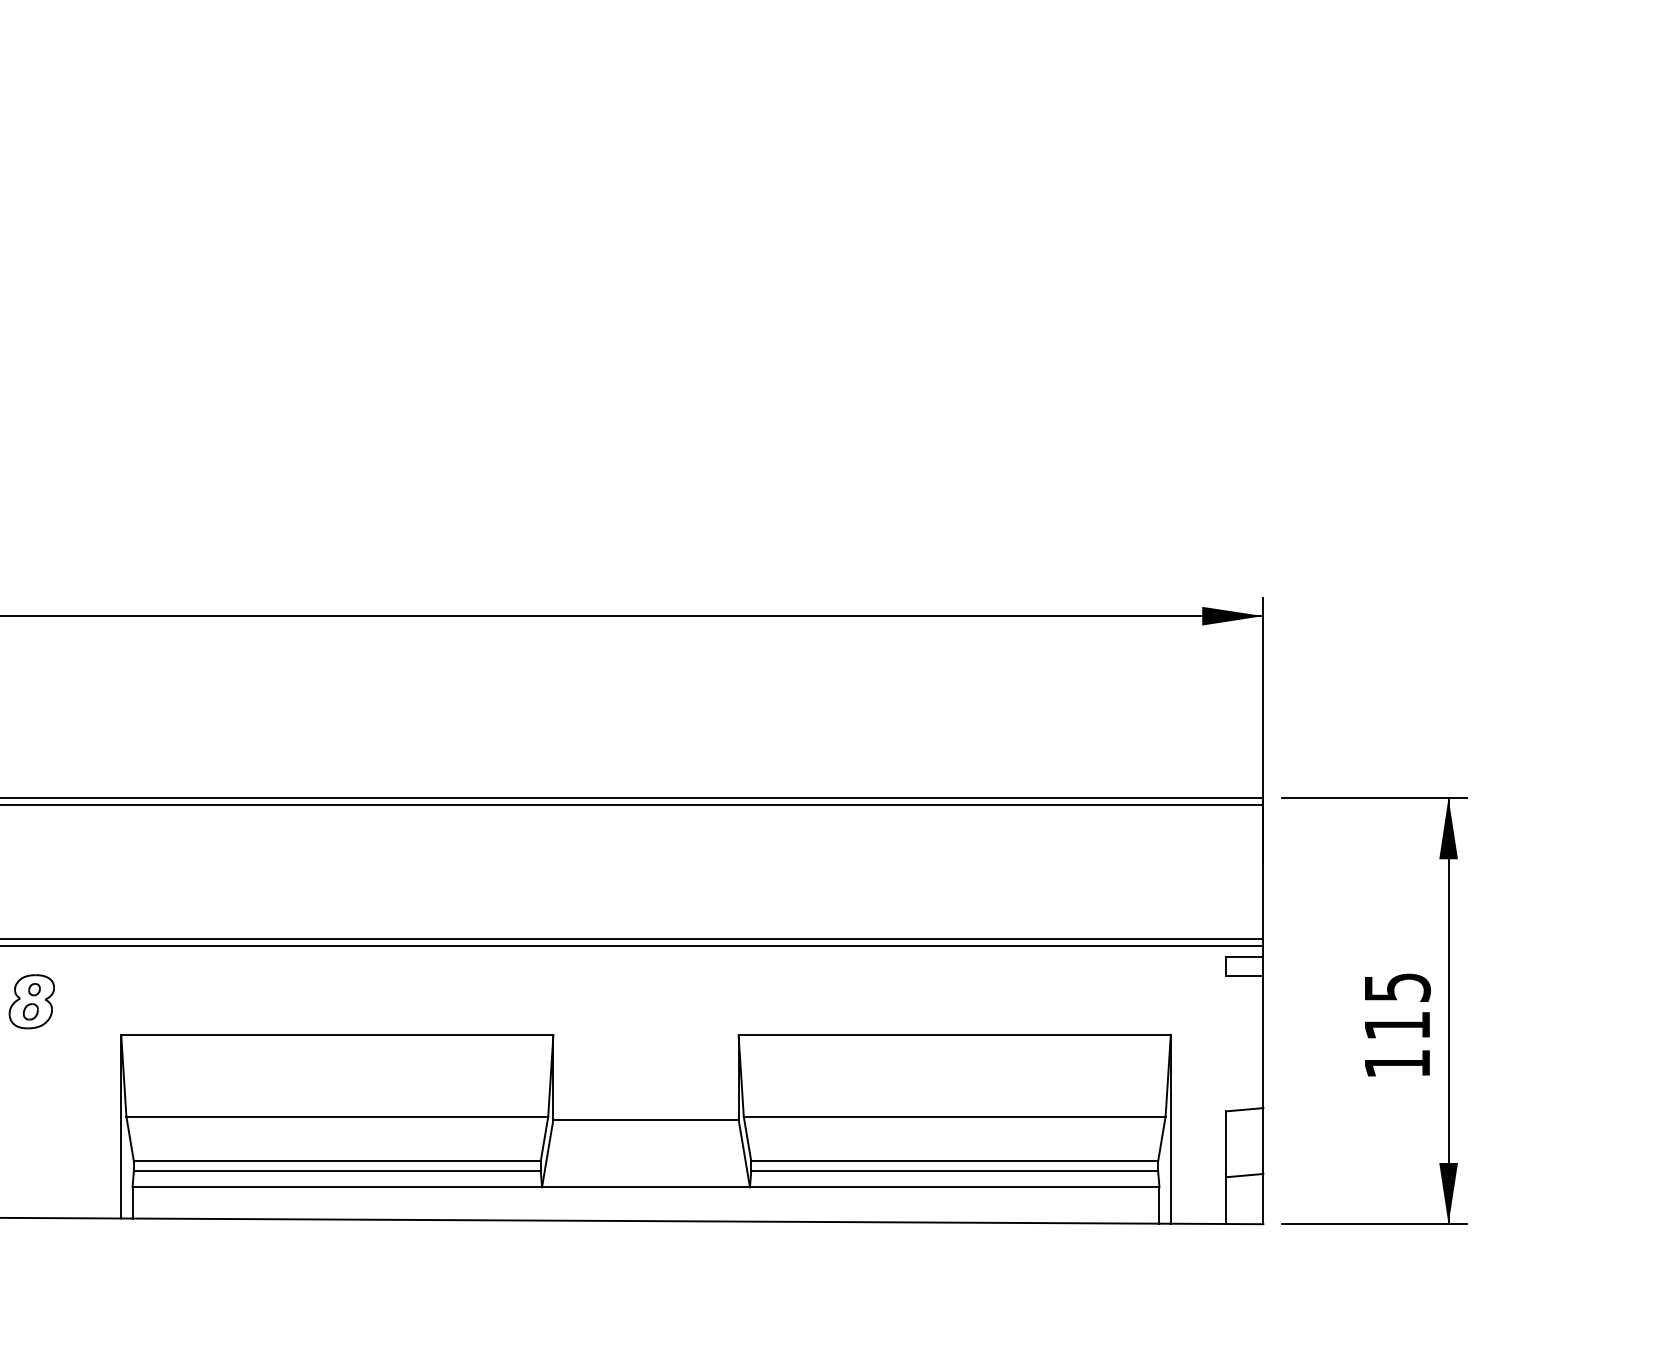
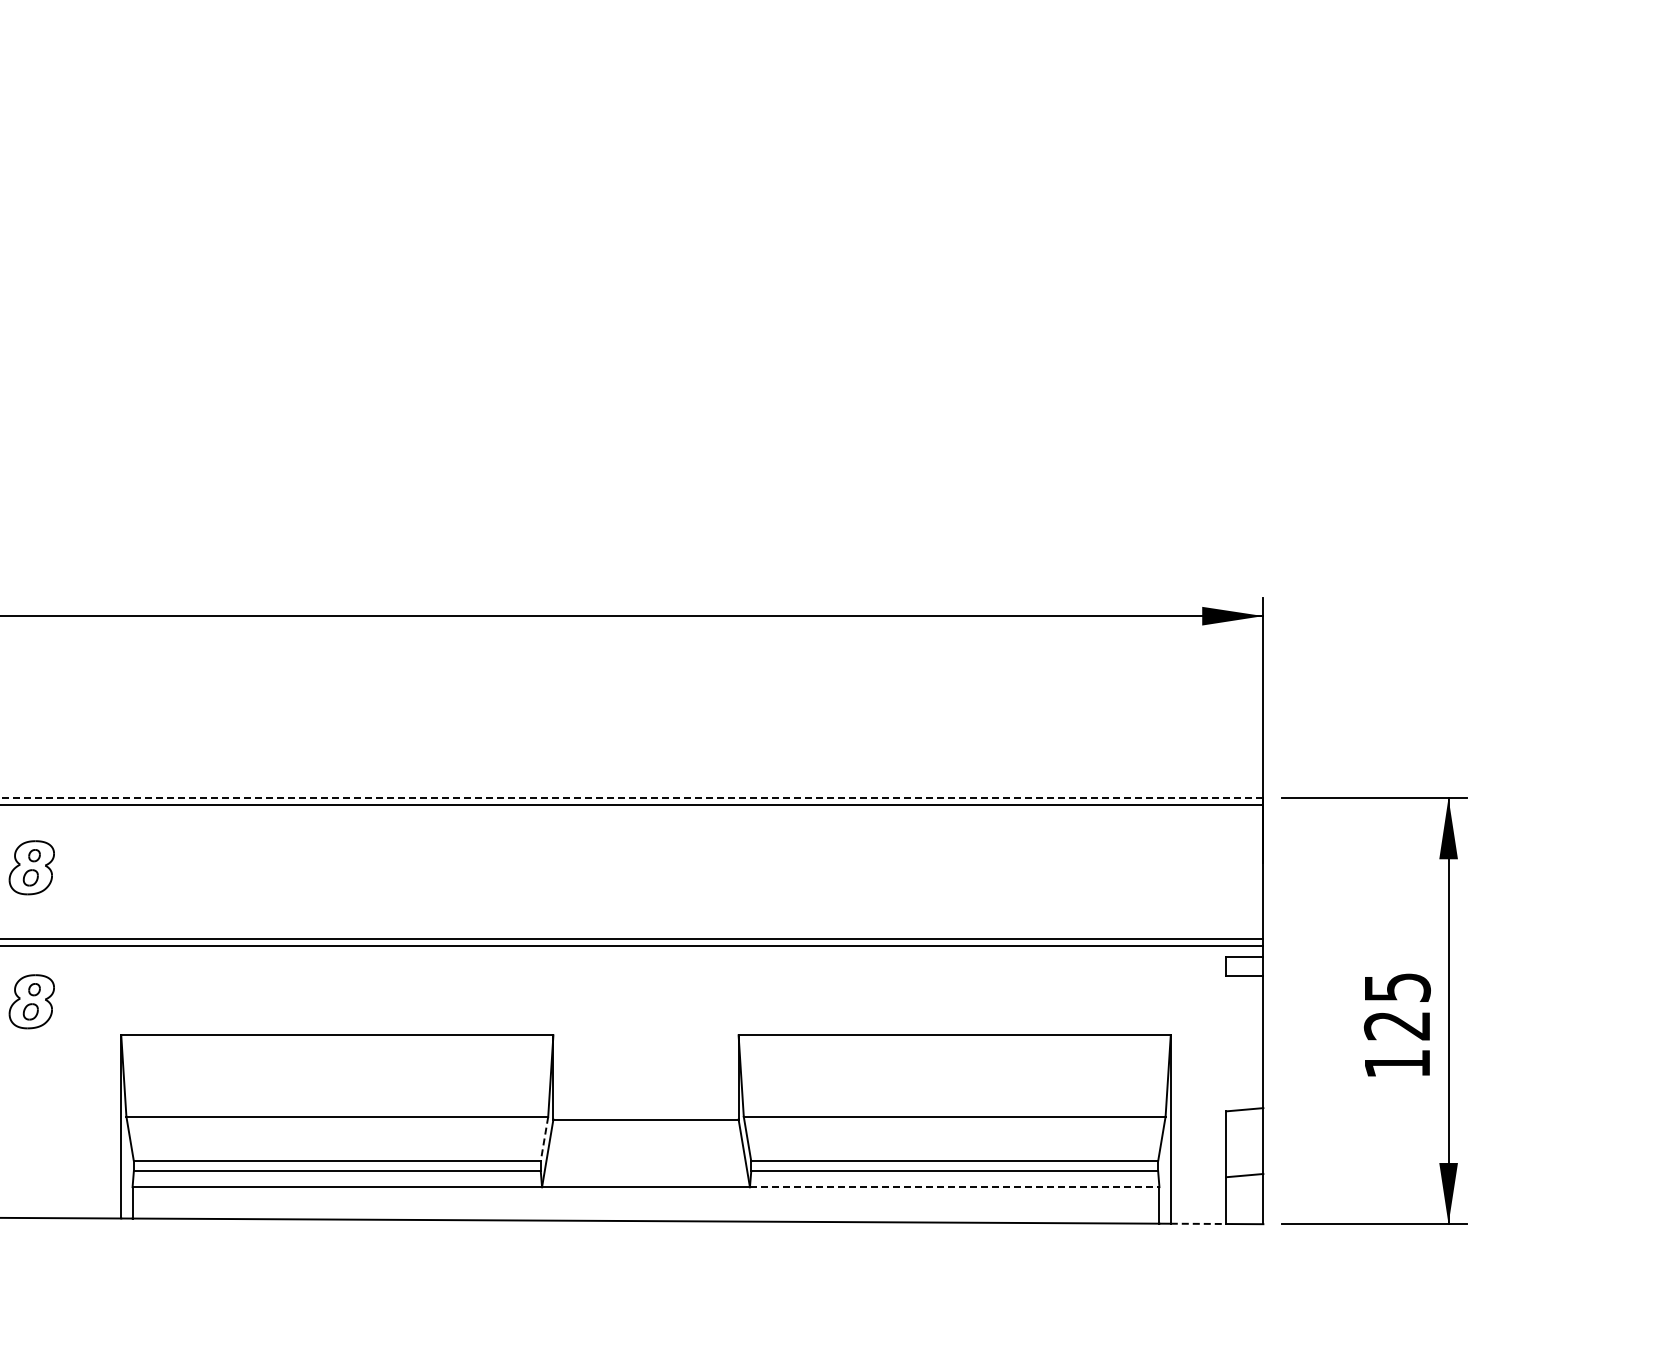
line: solid -> dashed (631, 798)
part: none -> present (31, 867)
text: 115 -> 125 (1396, 1026)
line: solid -> dashed (544, 1139)
line: solid -> dashed (954, 1187)
line: solid -> dashed (1198, 1223)
